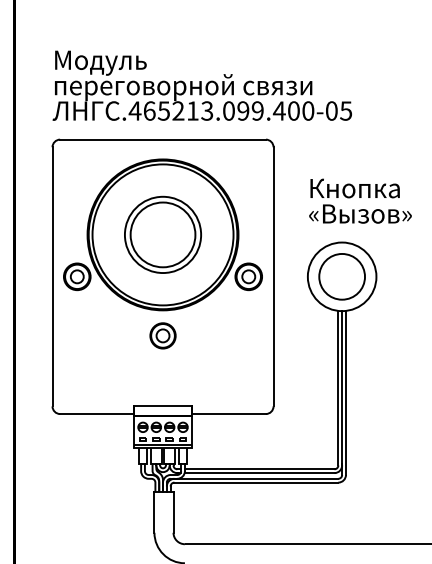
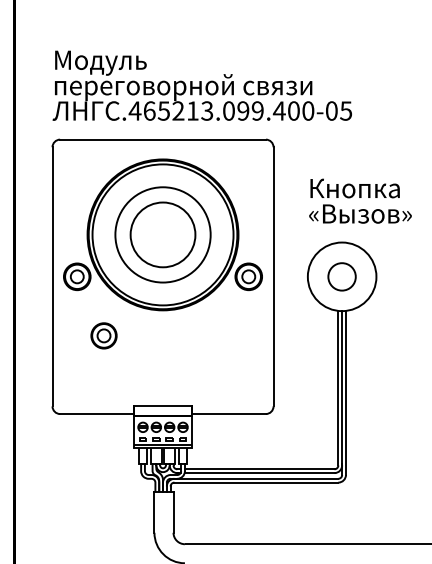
circle diameter: 76 px -> 95 px (162, 234)
circle size: 48x48 px -> 30x30 px (341, 276)
part position: (162, 335) -> (103, 335) (103, 335)
